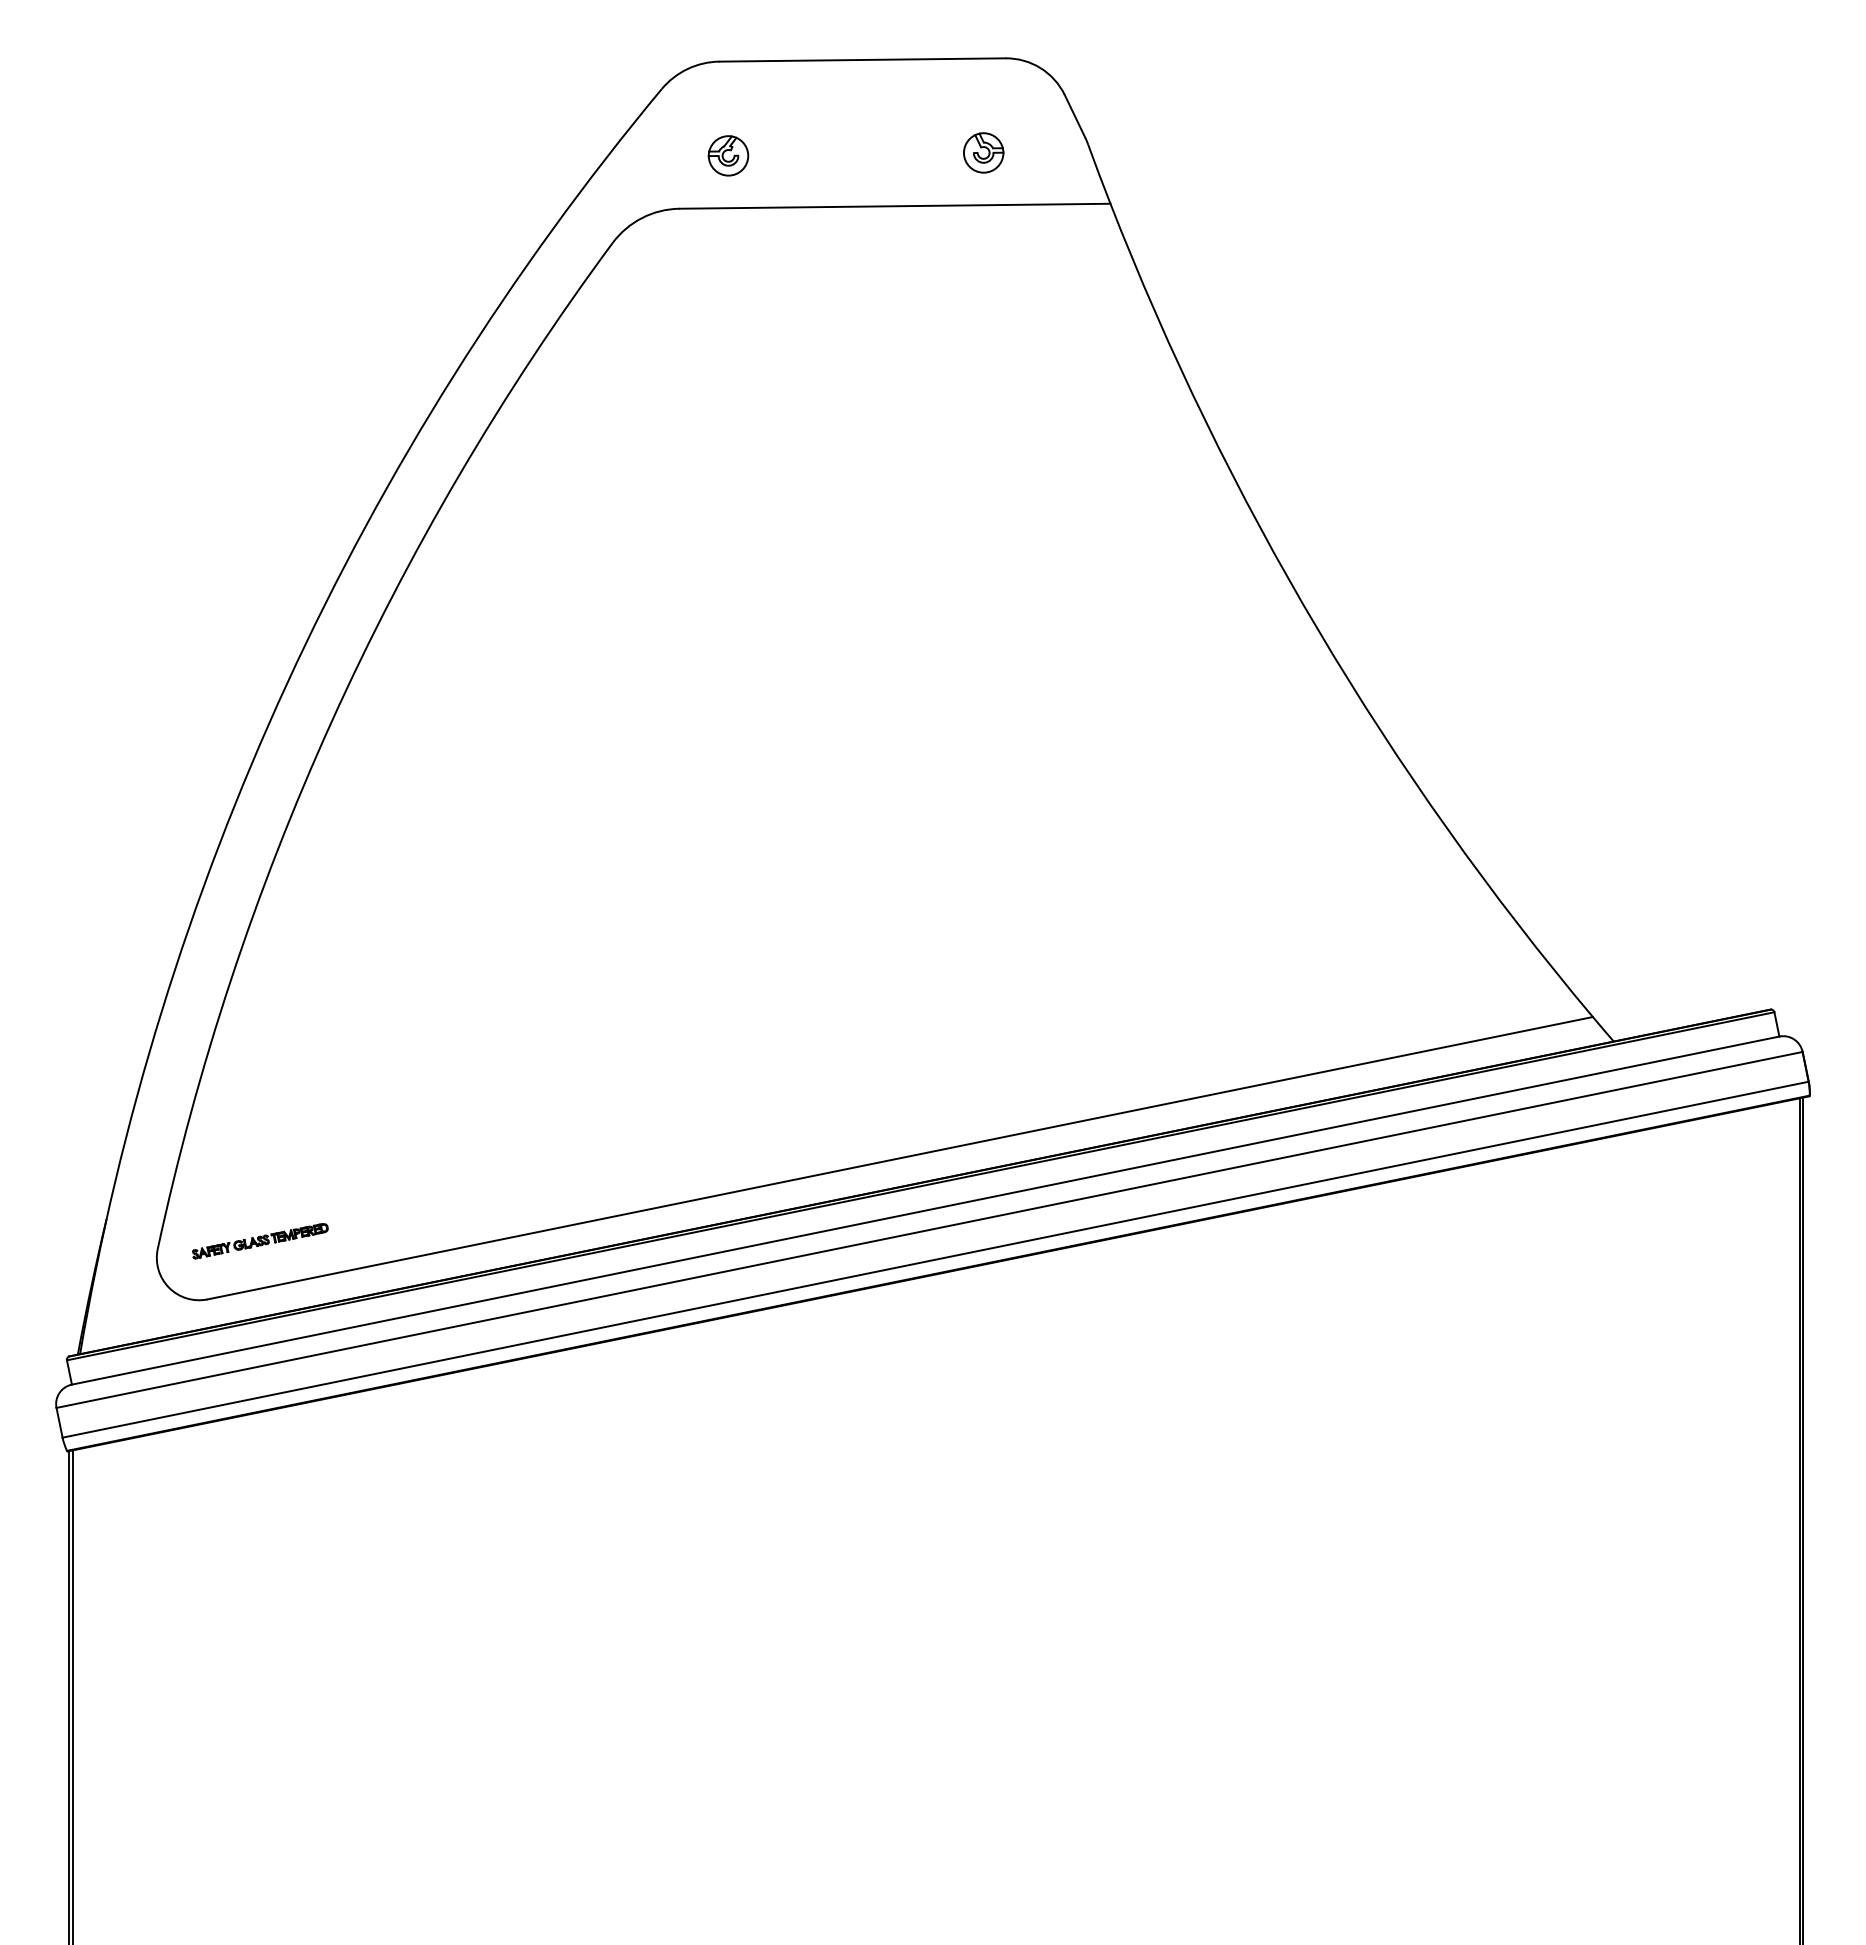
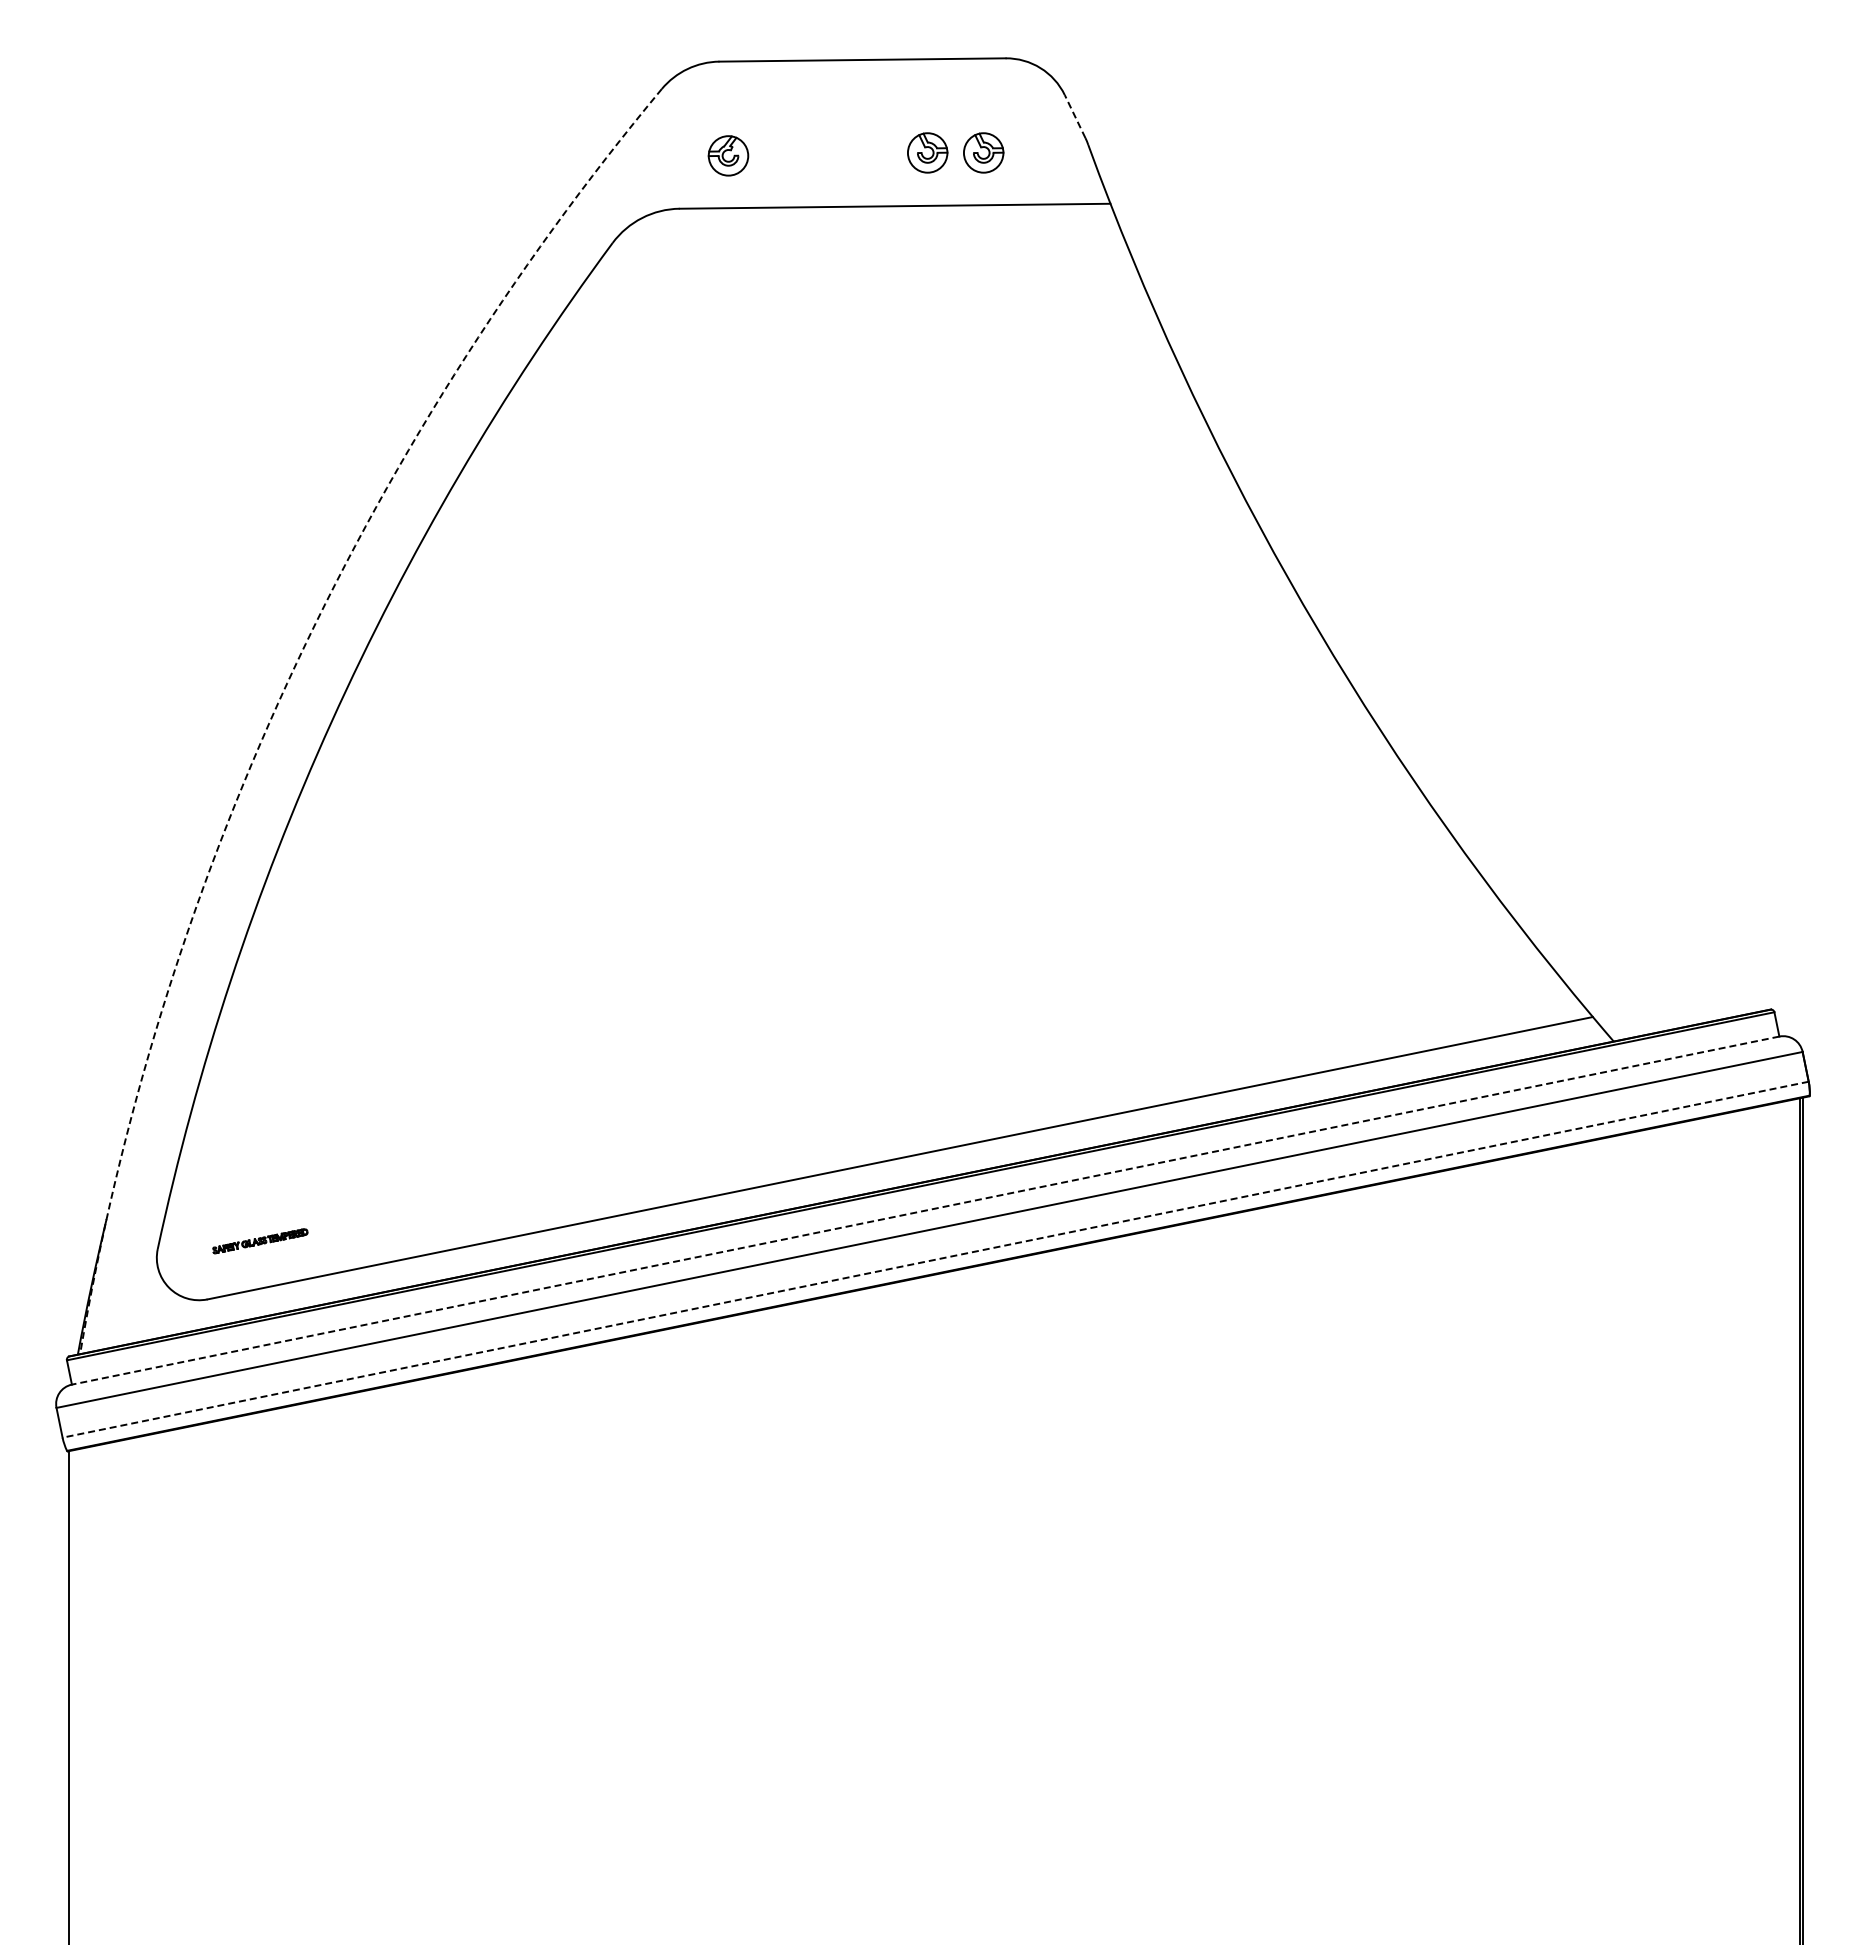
line: solid -> dashed (1075, 116)
part: none -> present (927, 152)
arc: solid -> dashed (287, 683)
line: solid -> dashed (925, 1210)
part size: 137x37 px -> 97x27 px (260, 1241)
line: solid -> dashed (935, 1259)
line: present -> none (72, 1695)
